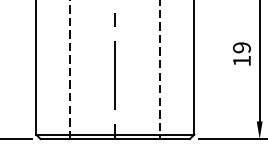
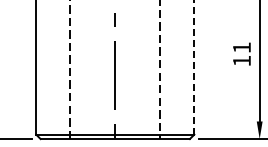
text: 19 -> 11 (241, 47)
line: solid -> dashed (194, 67)
